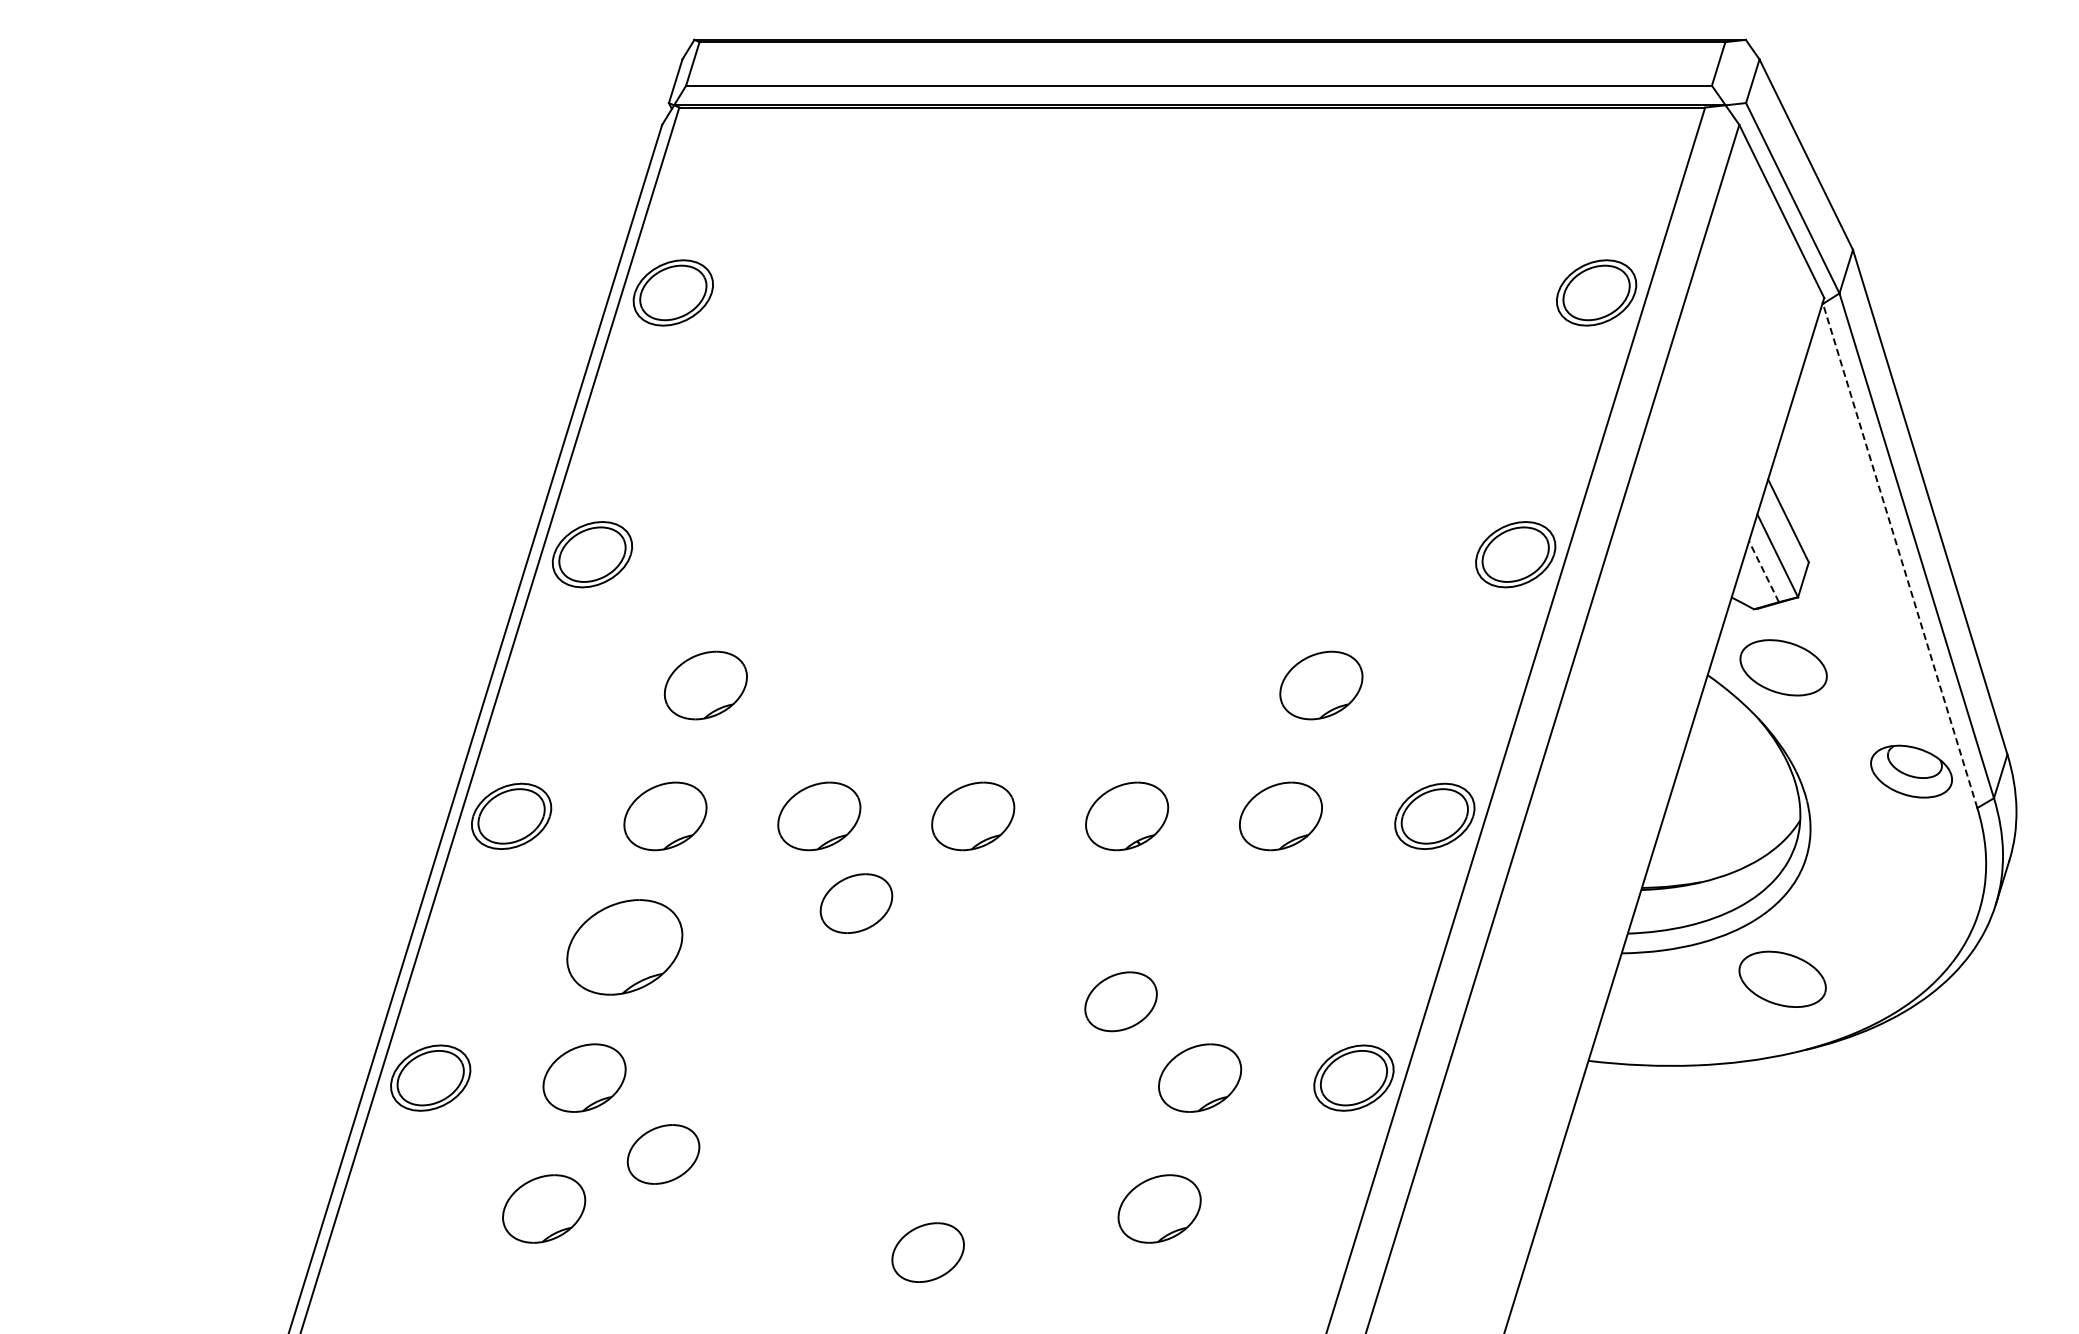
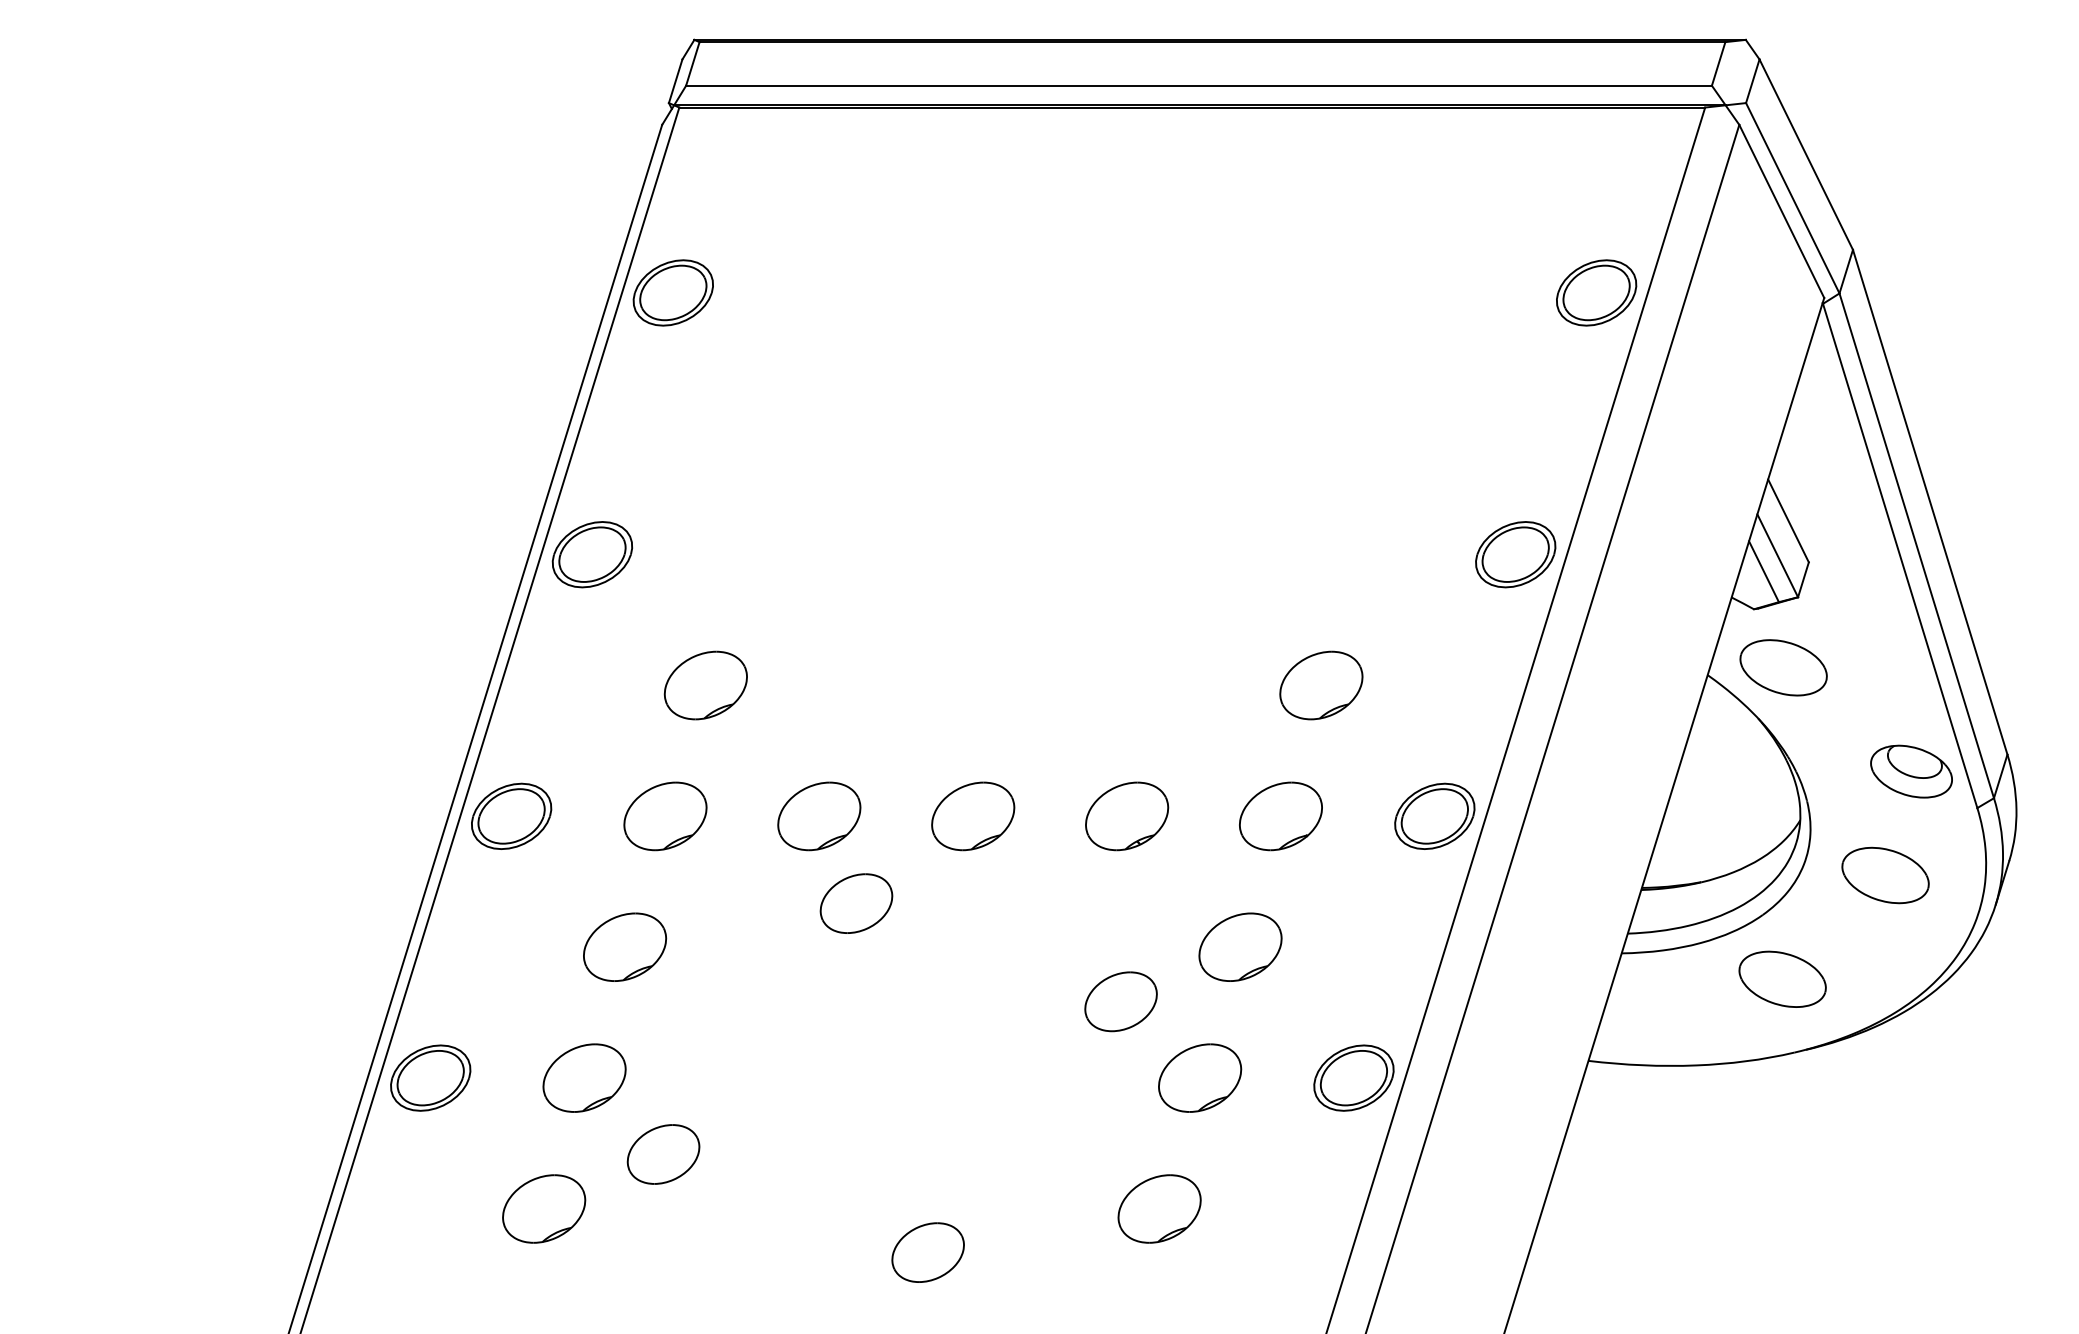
line: dashed -> solid (1900, 555)
line: dashed -> solid (1763, 571)
part: none -> present (1885, 875)
part: none -> present (1240, 946)
part size: 118x97 px -> 85x70 px (625, 946)
